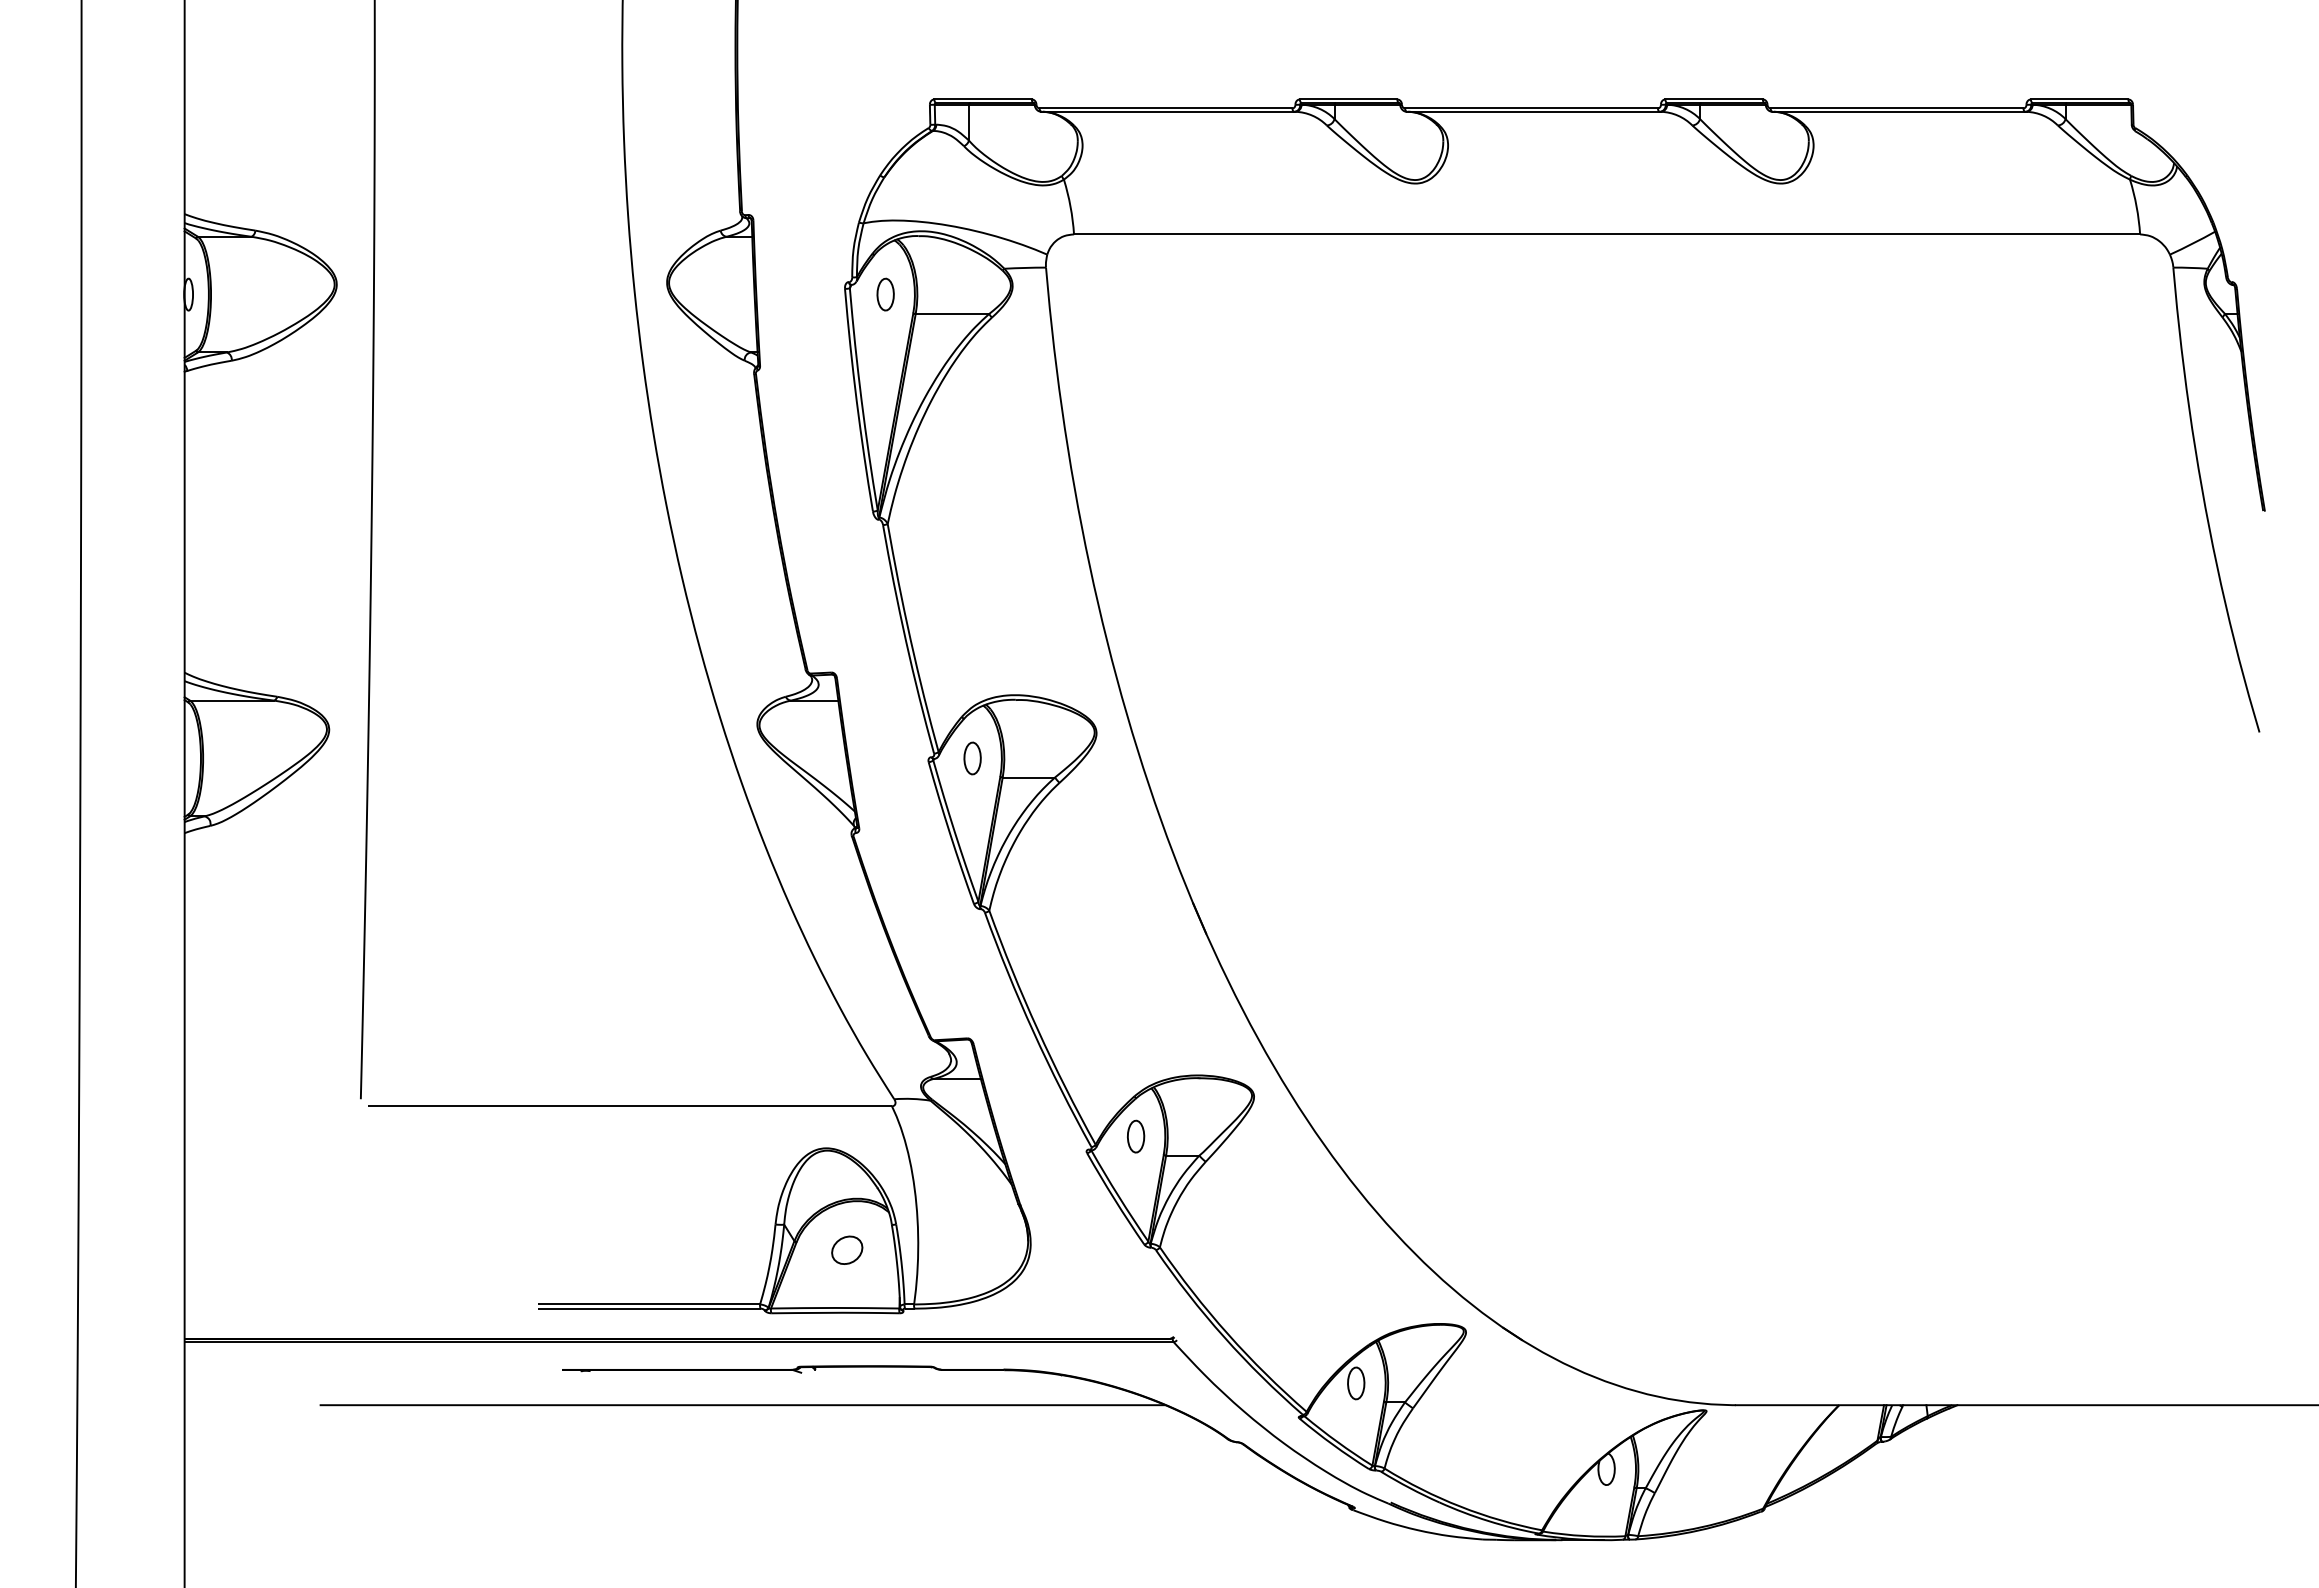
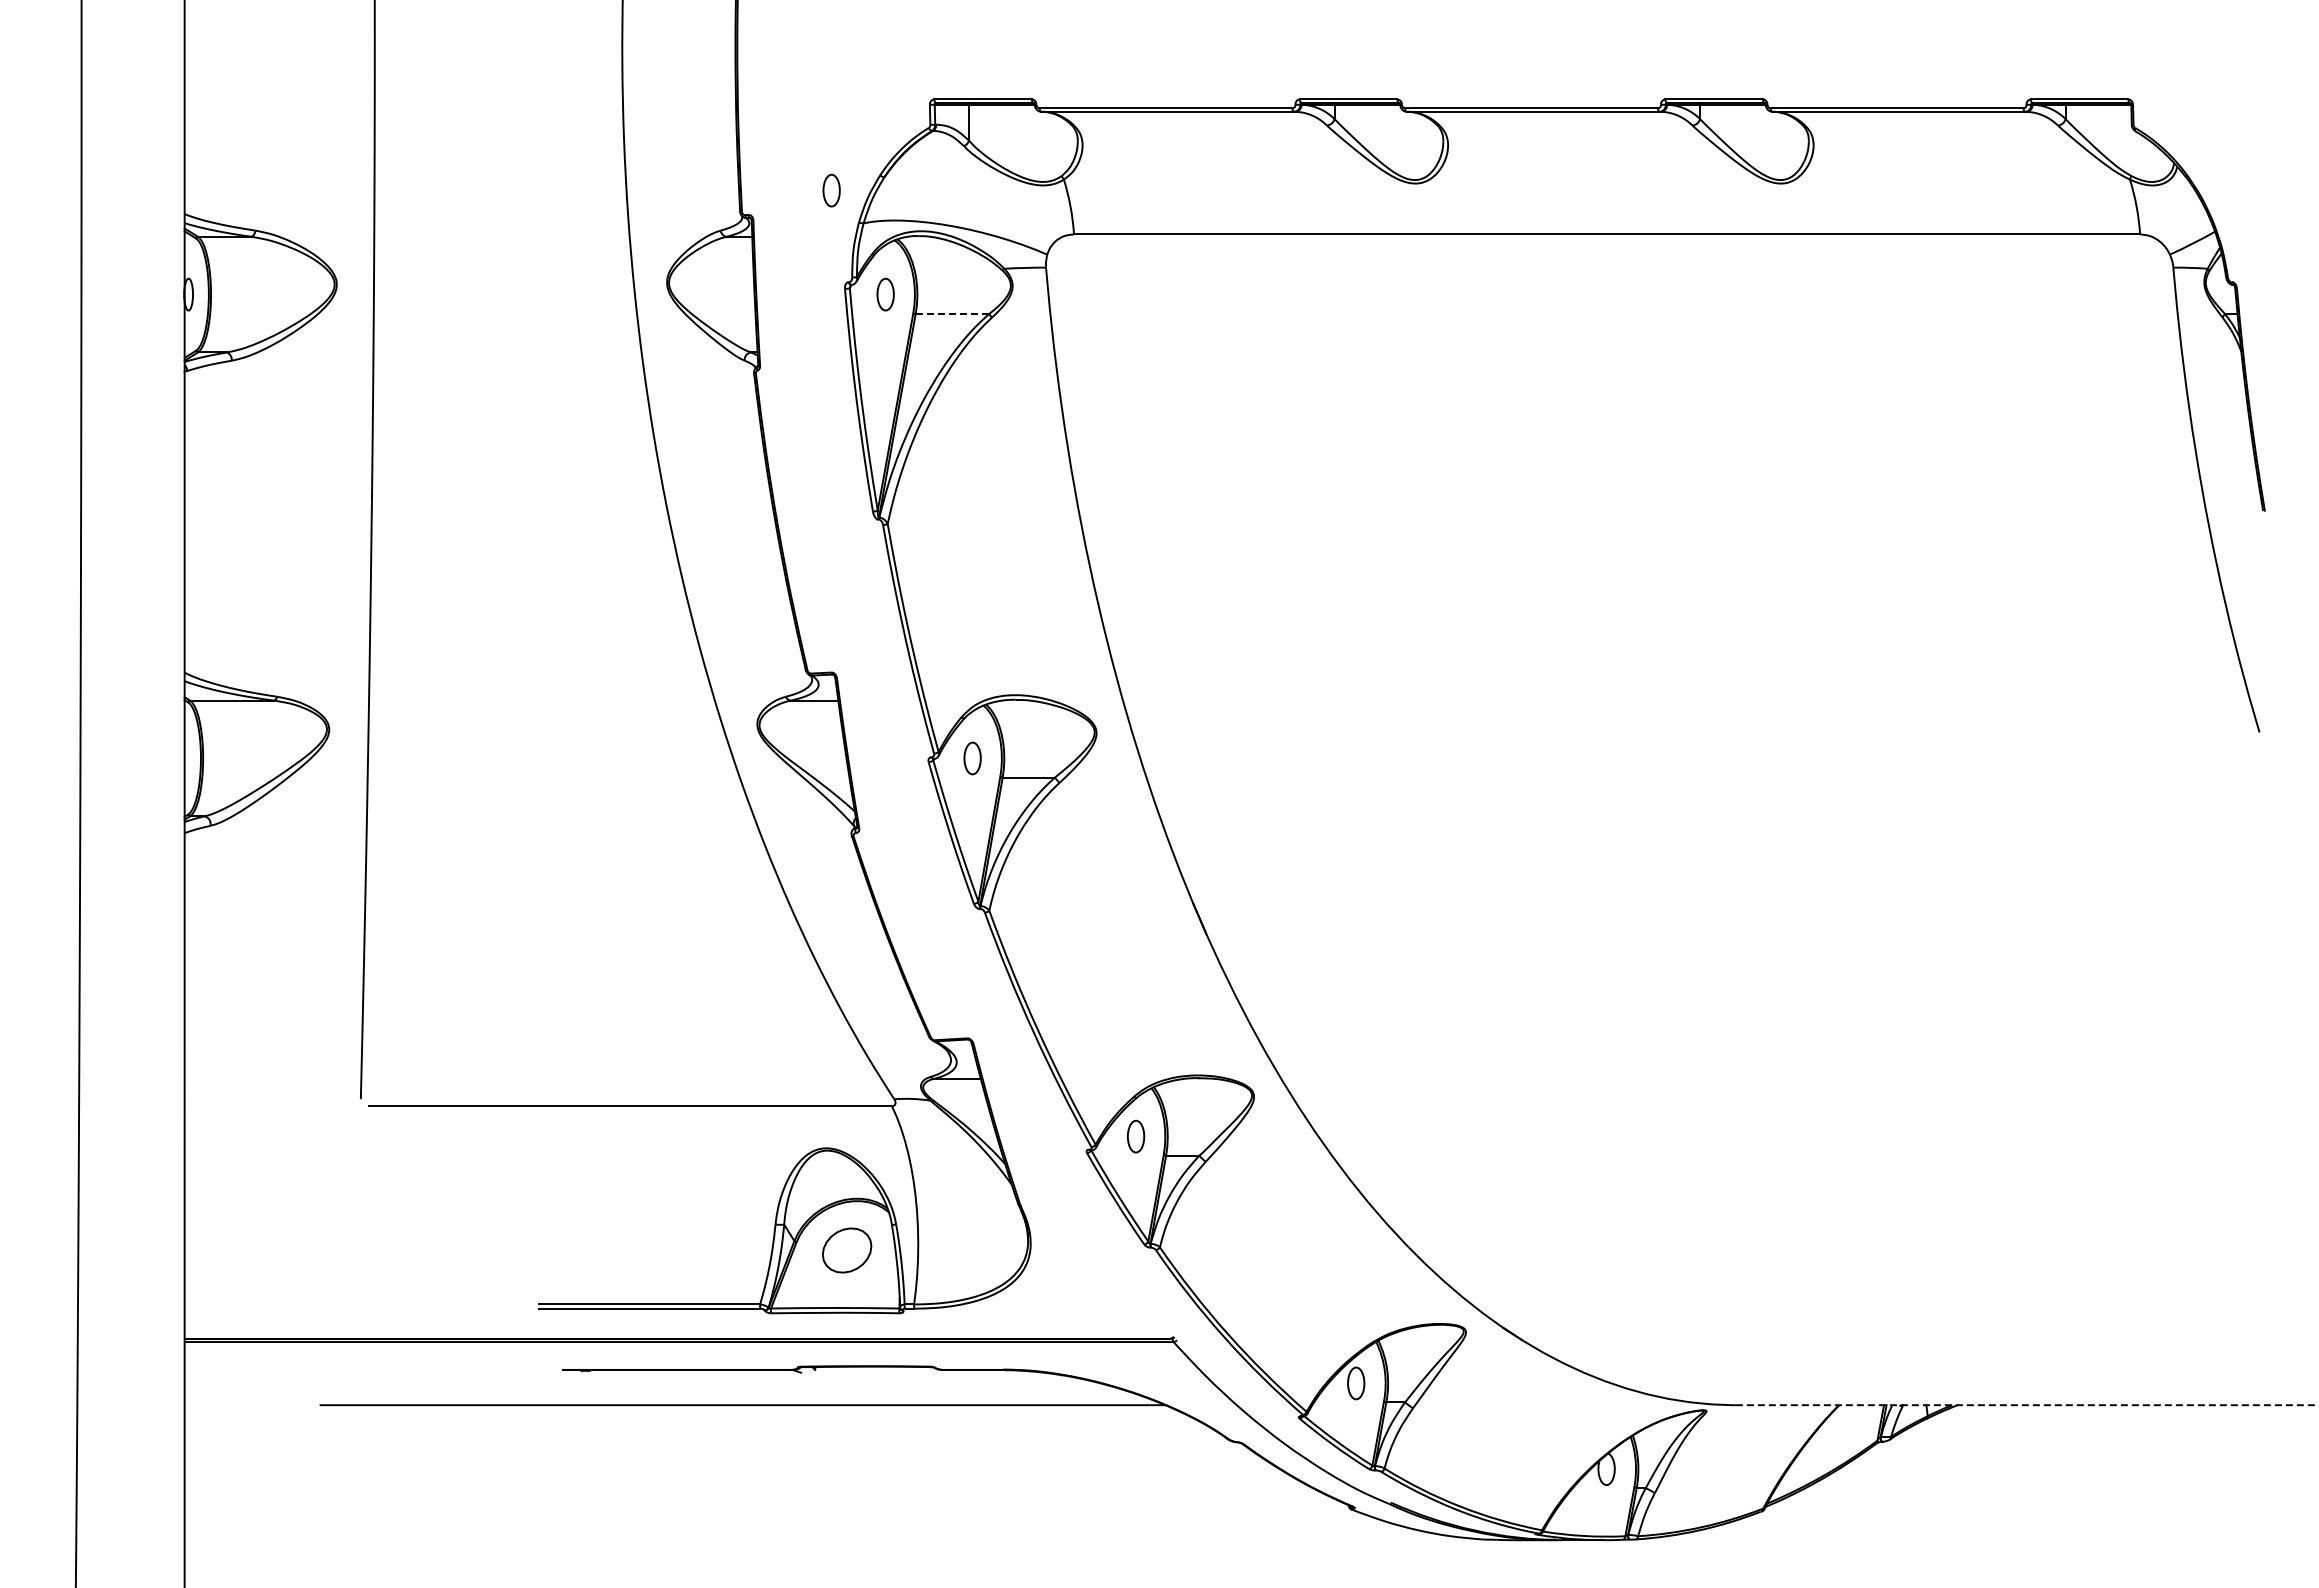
part: none -> present (831, 190)
line: solid -> dashed (952, 314)
part size: 33x30 px -> 51x47 px (847, 1250)
line: solid -> dashed (2027, 1405)
